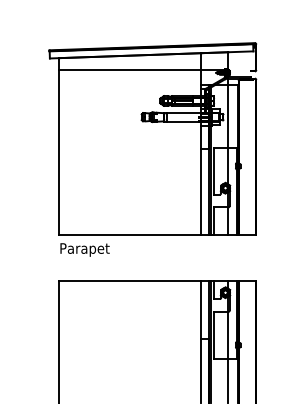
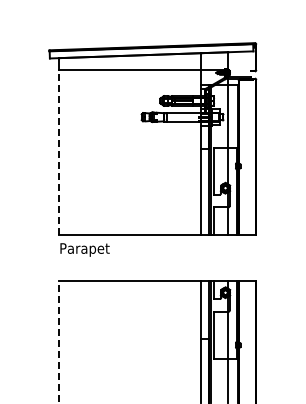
line: solid -> dashed (59, 151)
line: solid -> dashed (59, 342)
